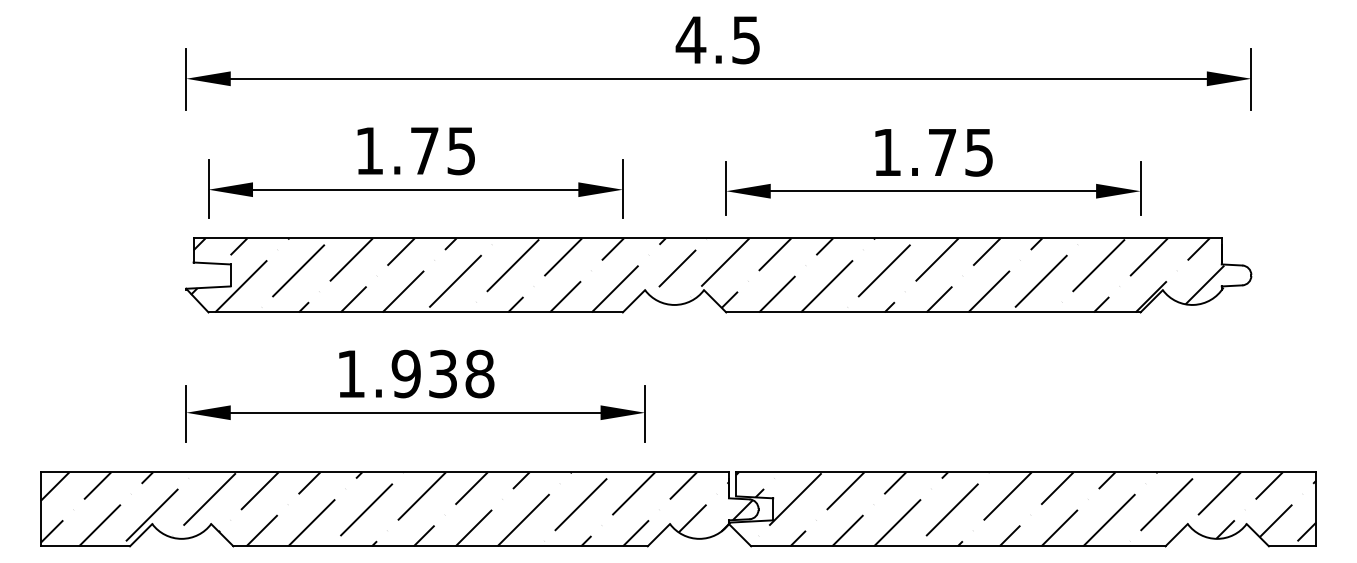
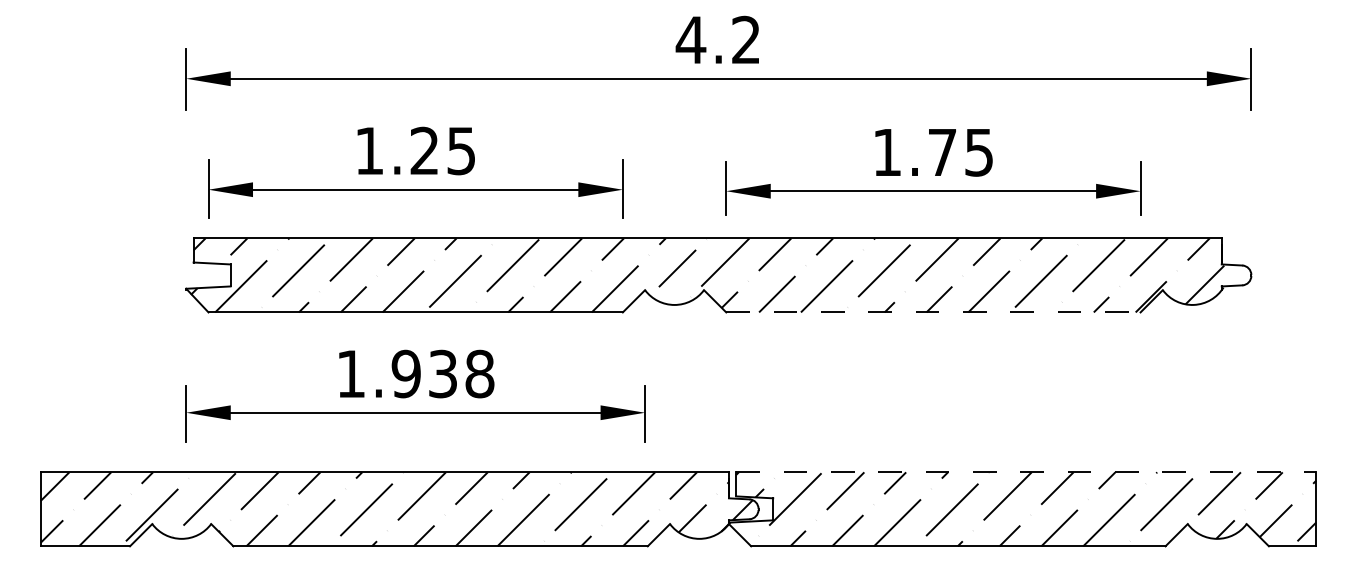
text: 4.5 -> 4.2 (745, 39)
text: 1.75 -> 1.25 (424, 150)
line: solid -> dashed (933, 312)
line: solid -> dashed (1026, 472)
